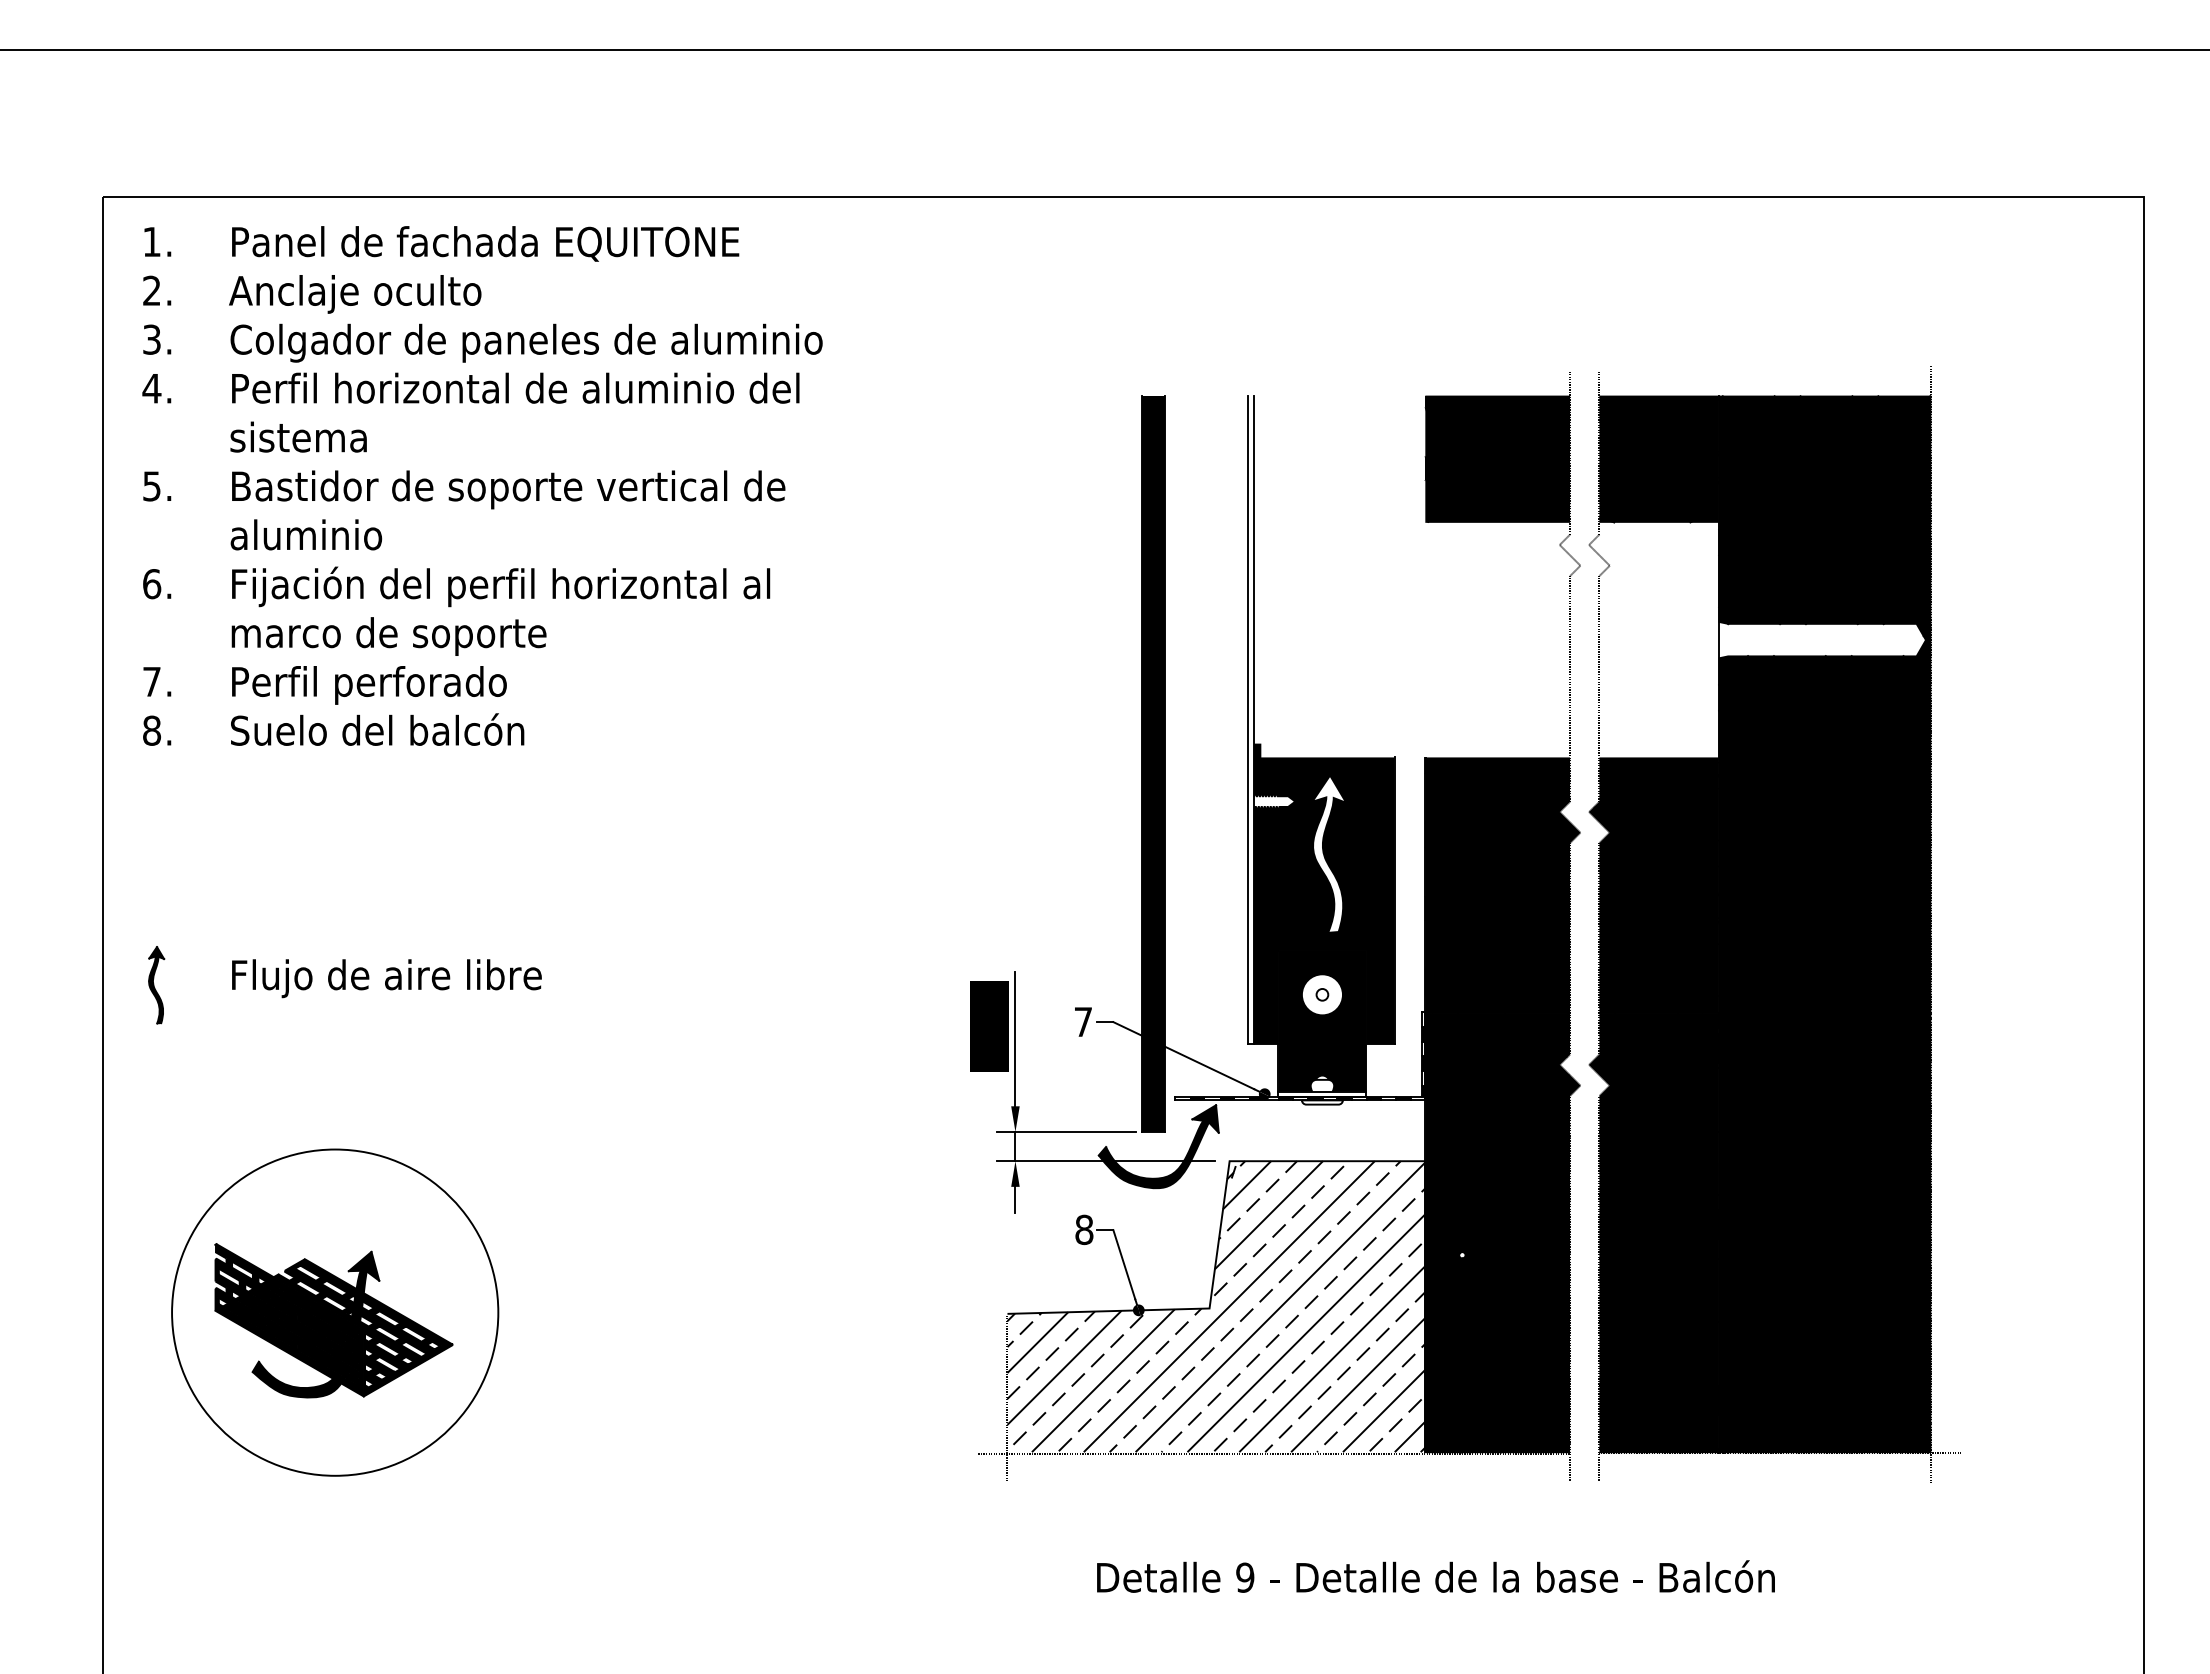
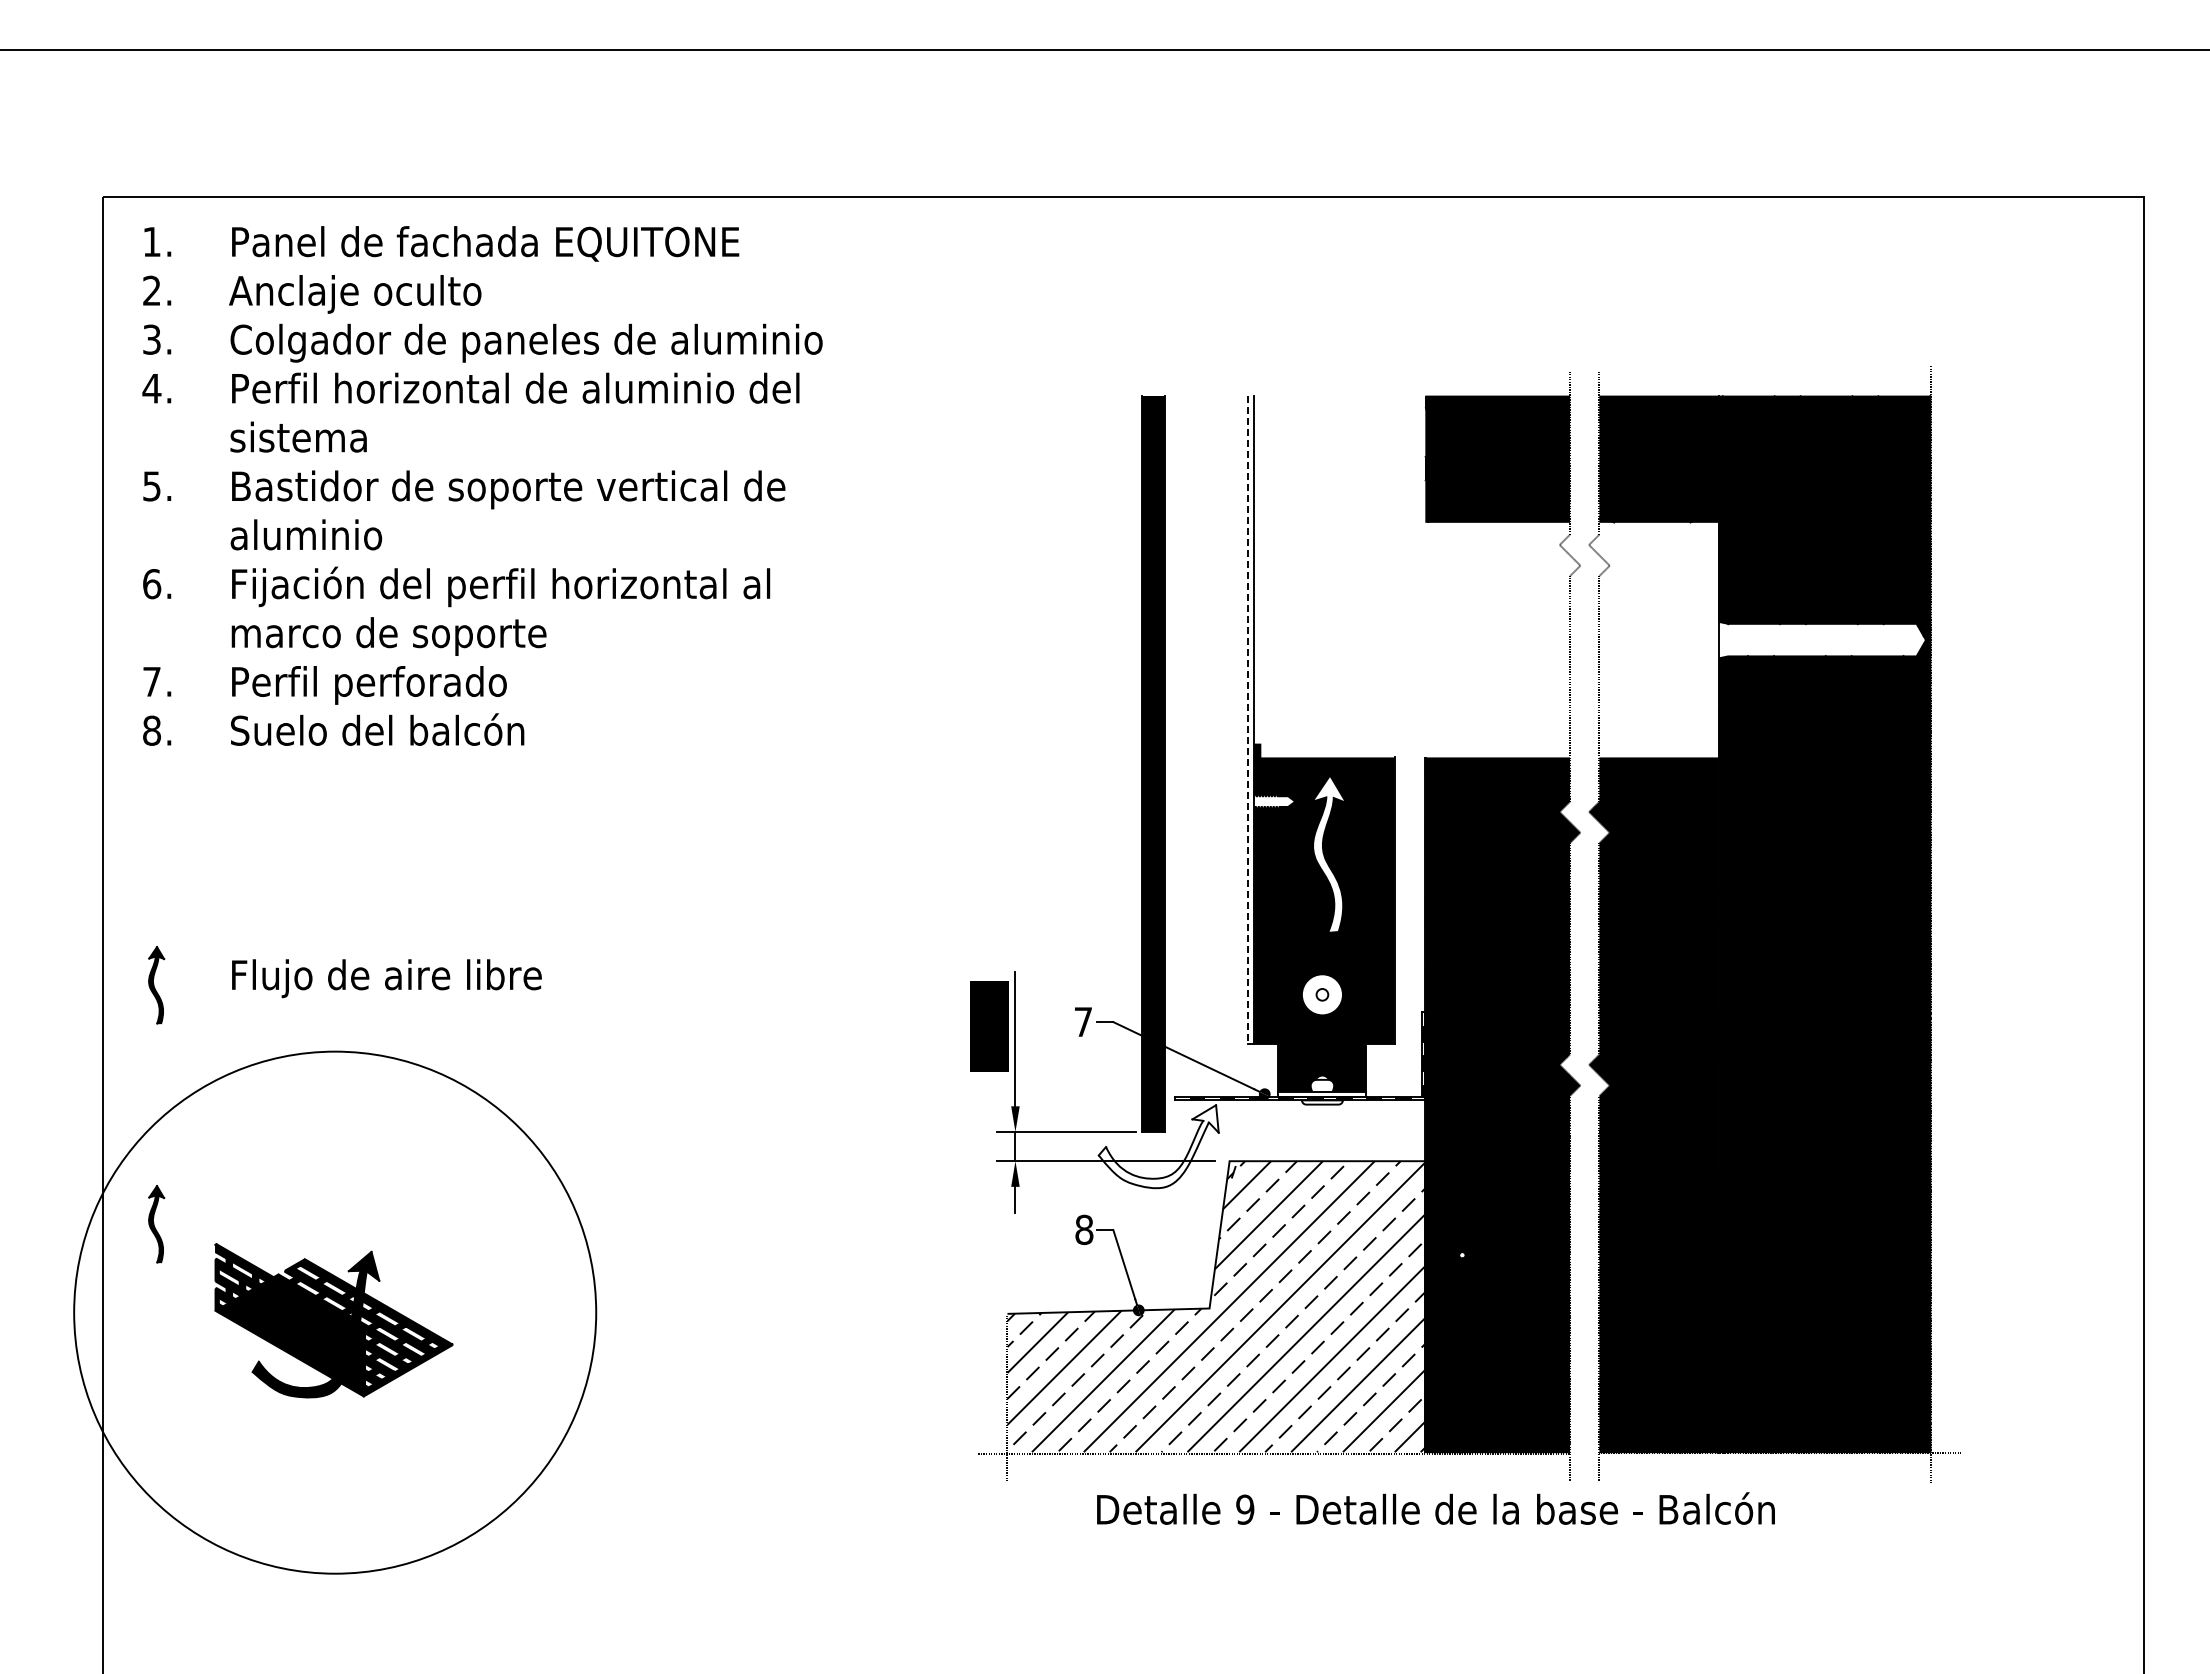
line: solid -> dashed (1247, 720)
fill: present -> none (1158, 1146)
part: none -> present (156, 1224)
circle diameter: 326 px -> 522 px (335, 1312)
text position: (1435, 1576) -> (1435, 1508) (1435, 1508)
